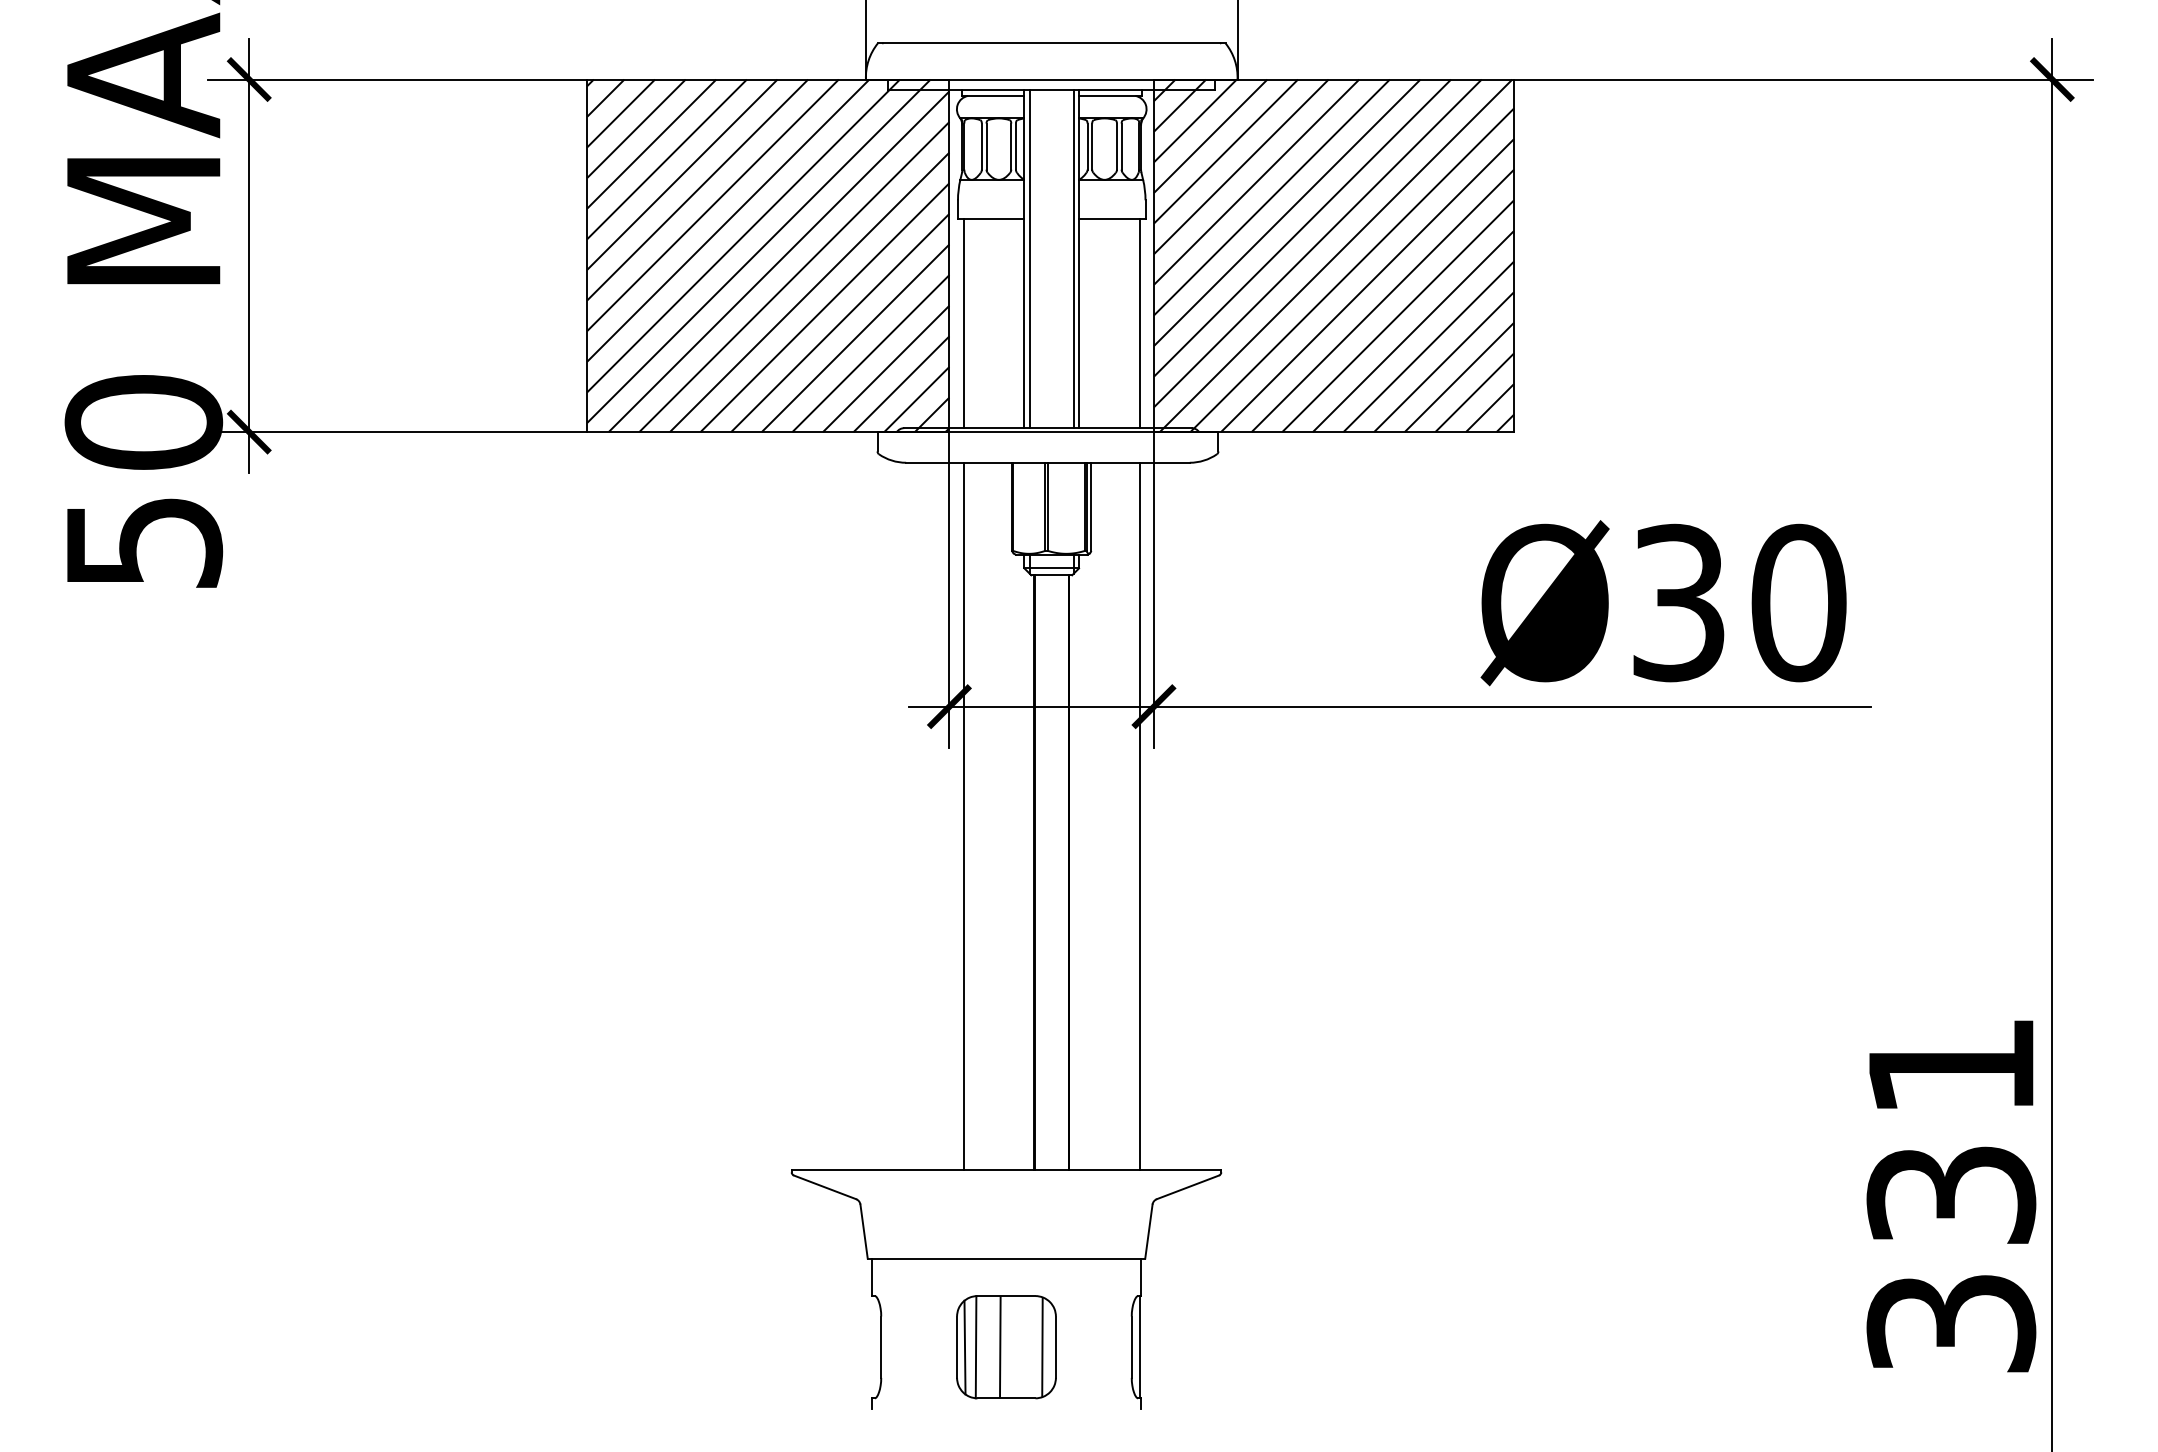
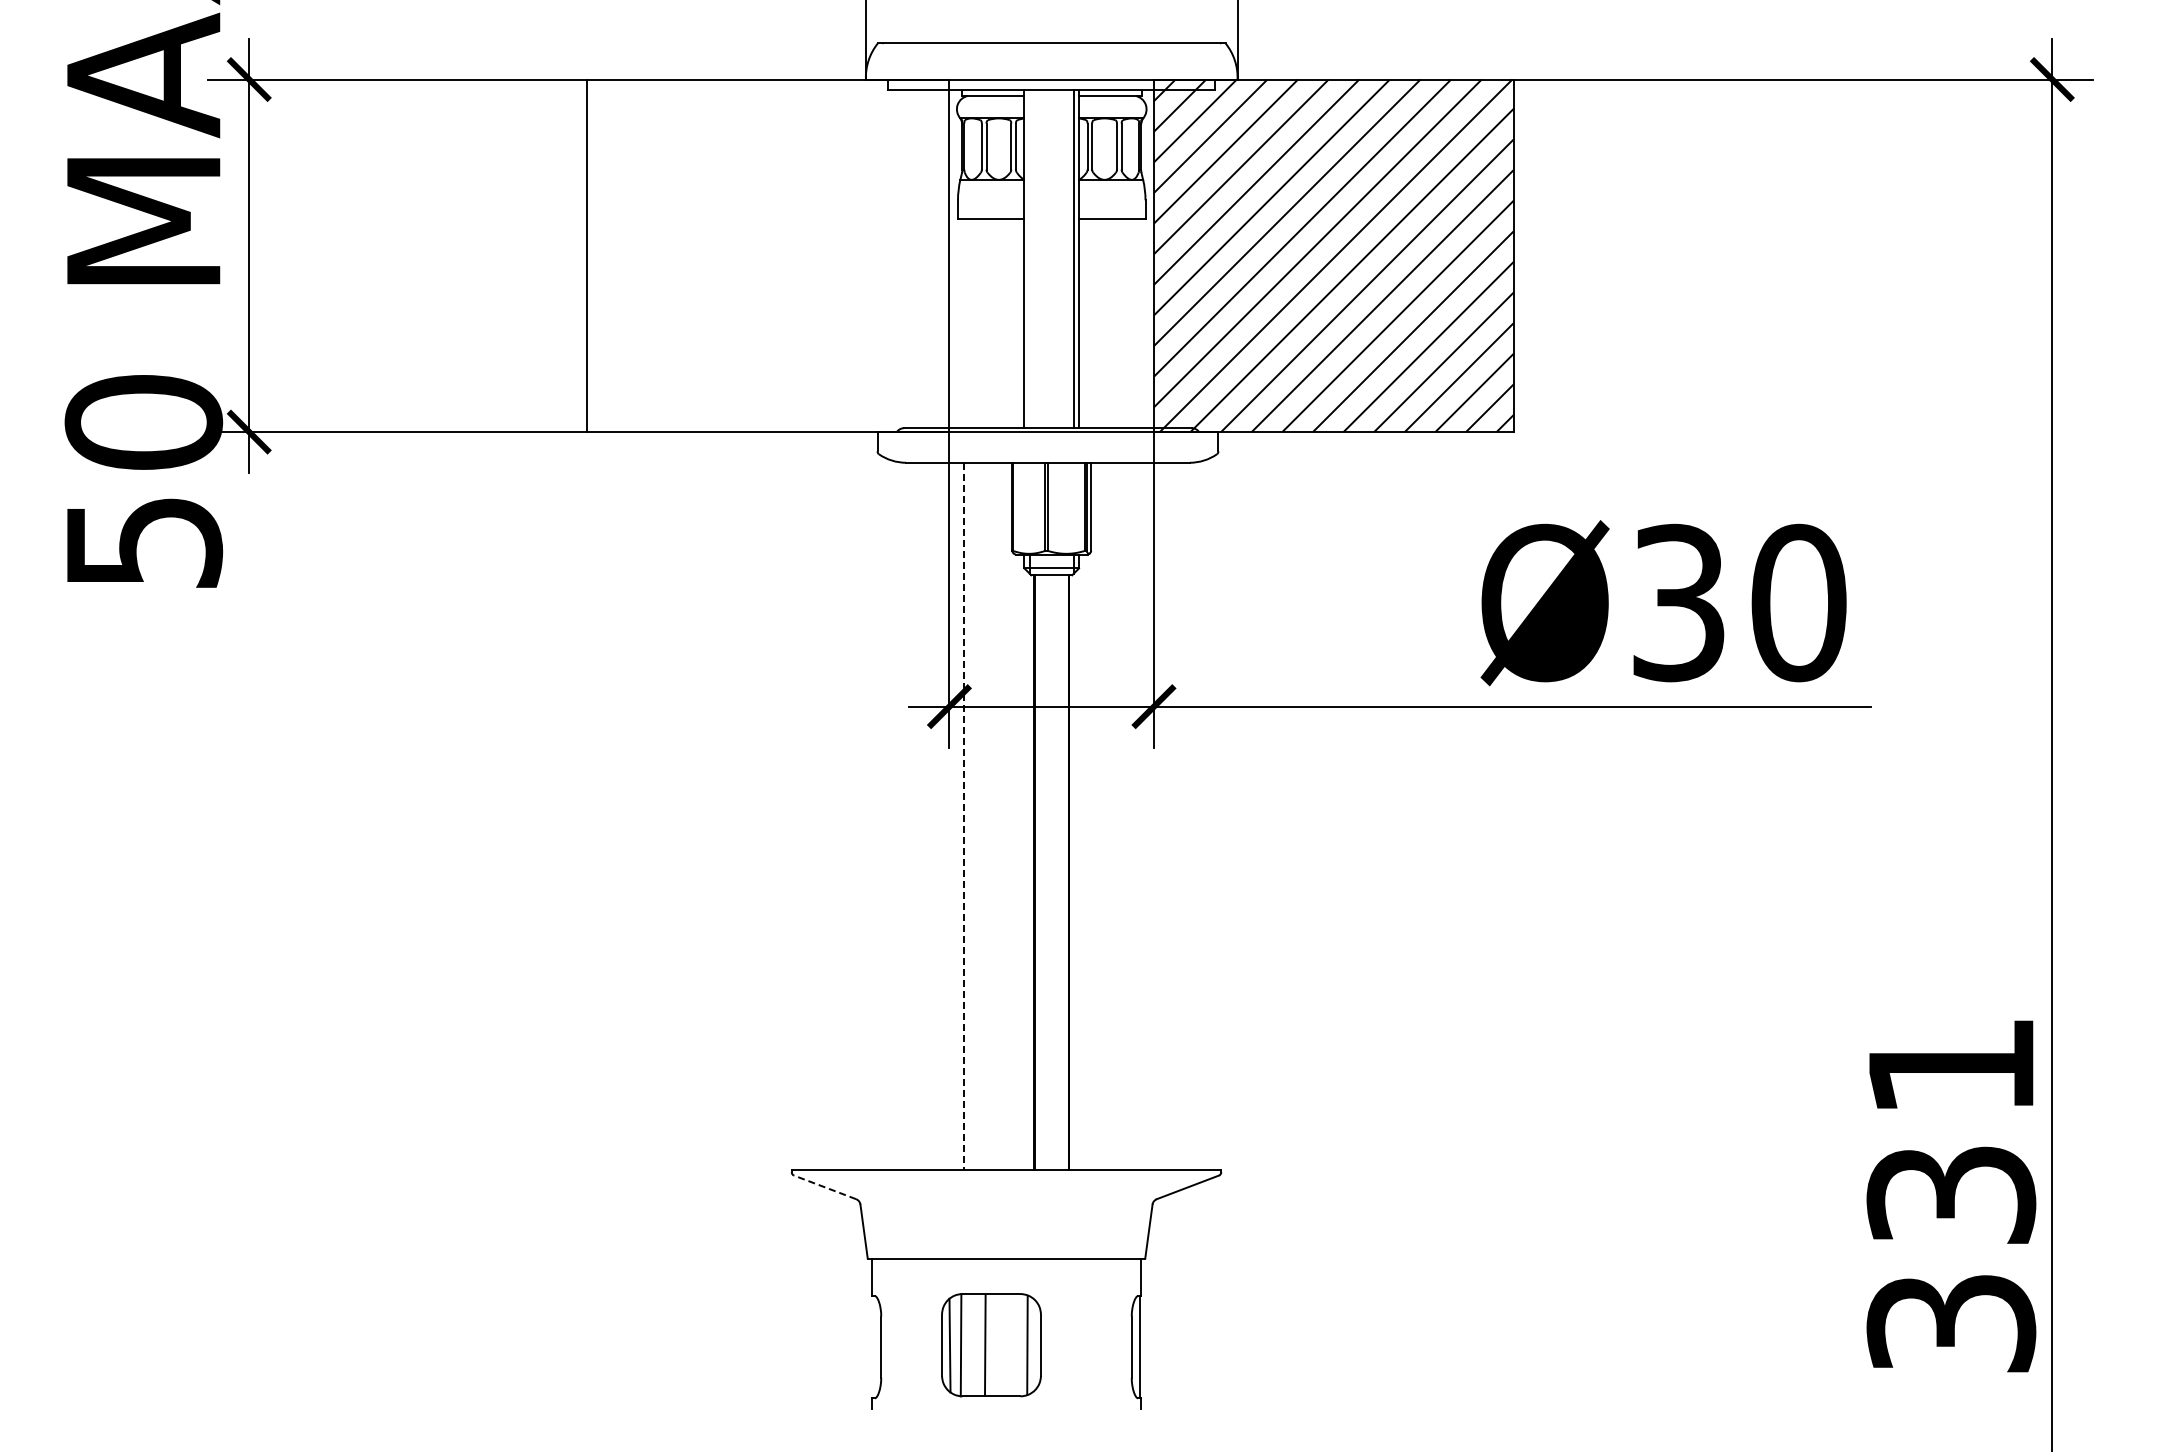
hatch: present -> none (768, 255)
line: present -> none (1029, 258)
line: present -> none (963, 323)
line: present -> none (1139, 323)
line: present -> none (1139, 815)
line: solid -> dashed (963, 816)
line: solid -> dashed (824, 1187)
part position: (1006, 1347) -> (991, 1345) (991, 1345)
